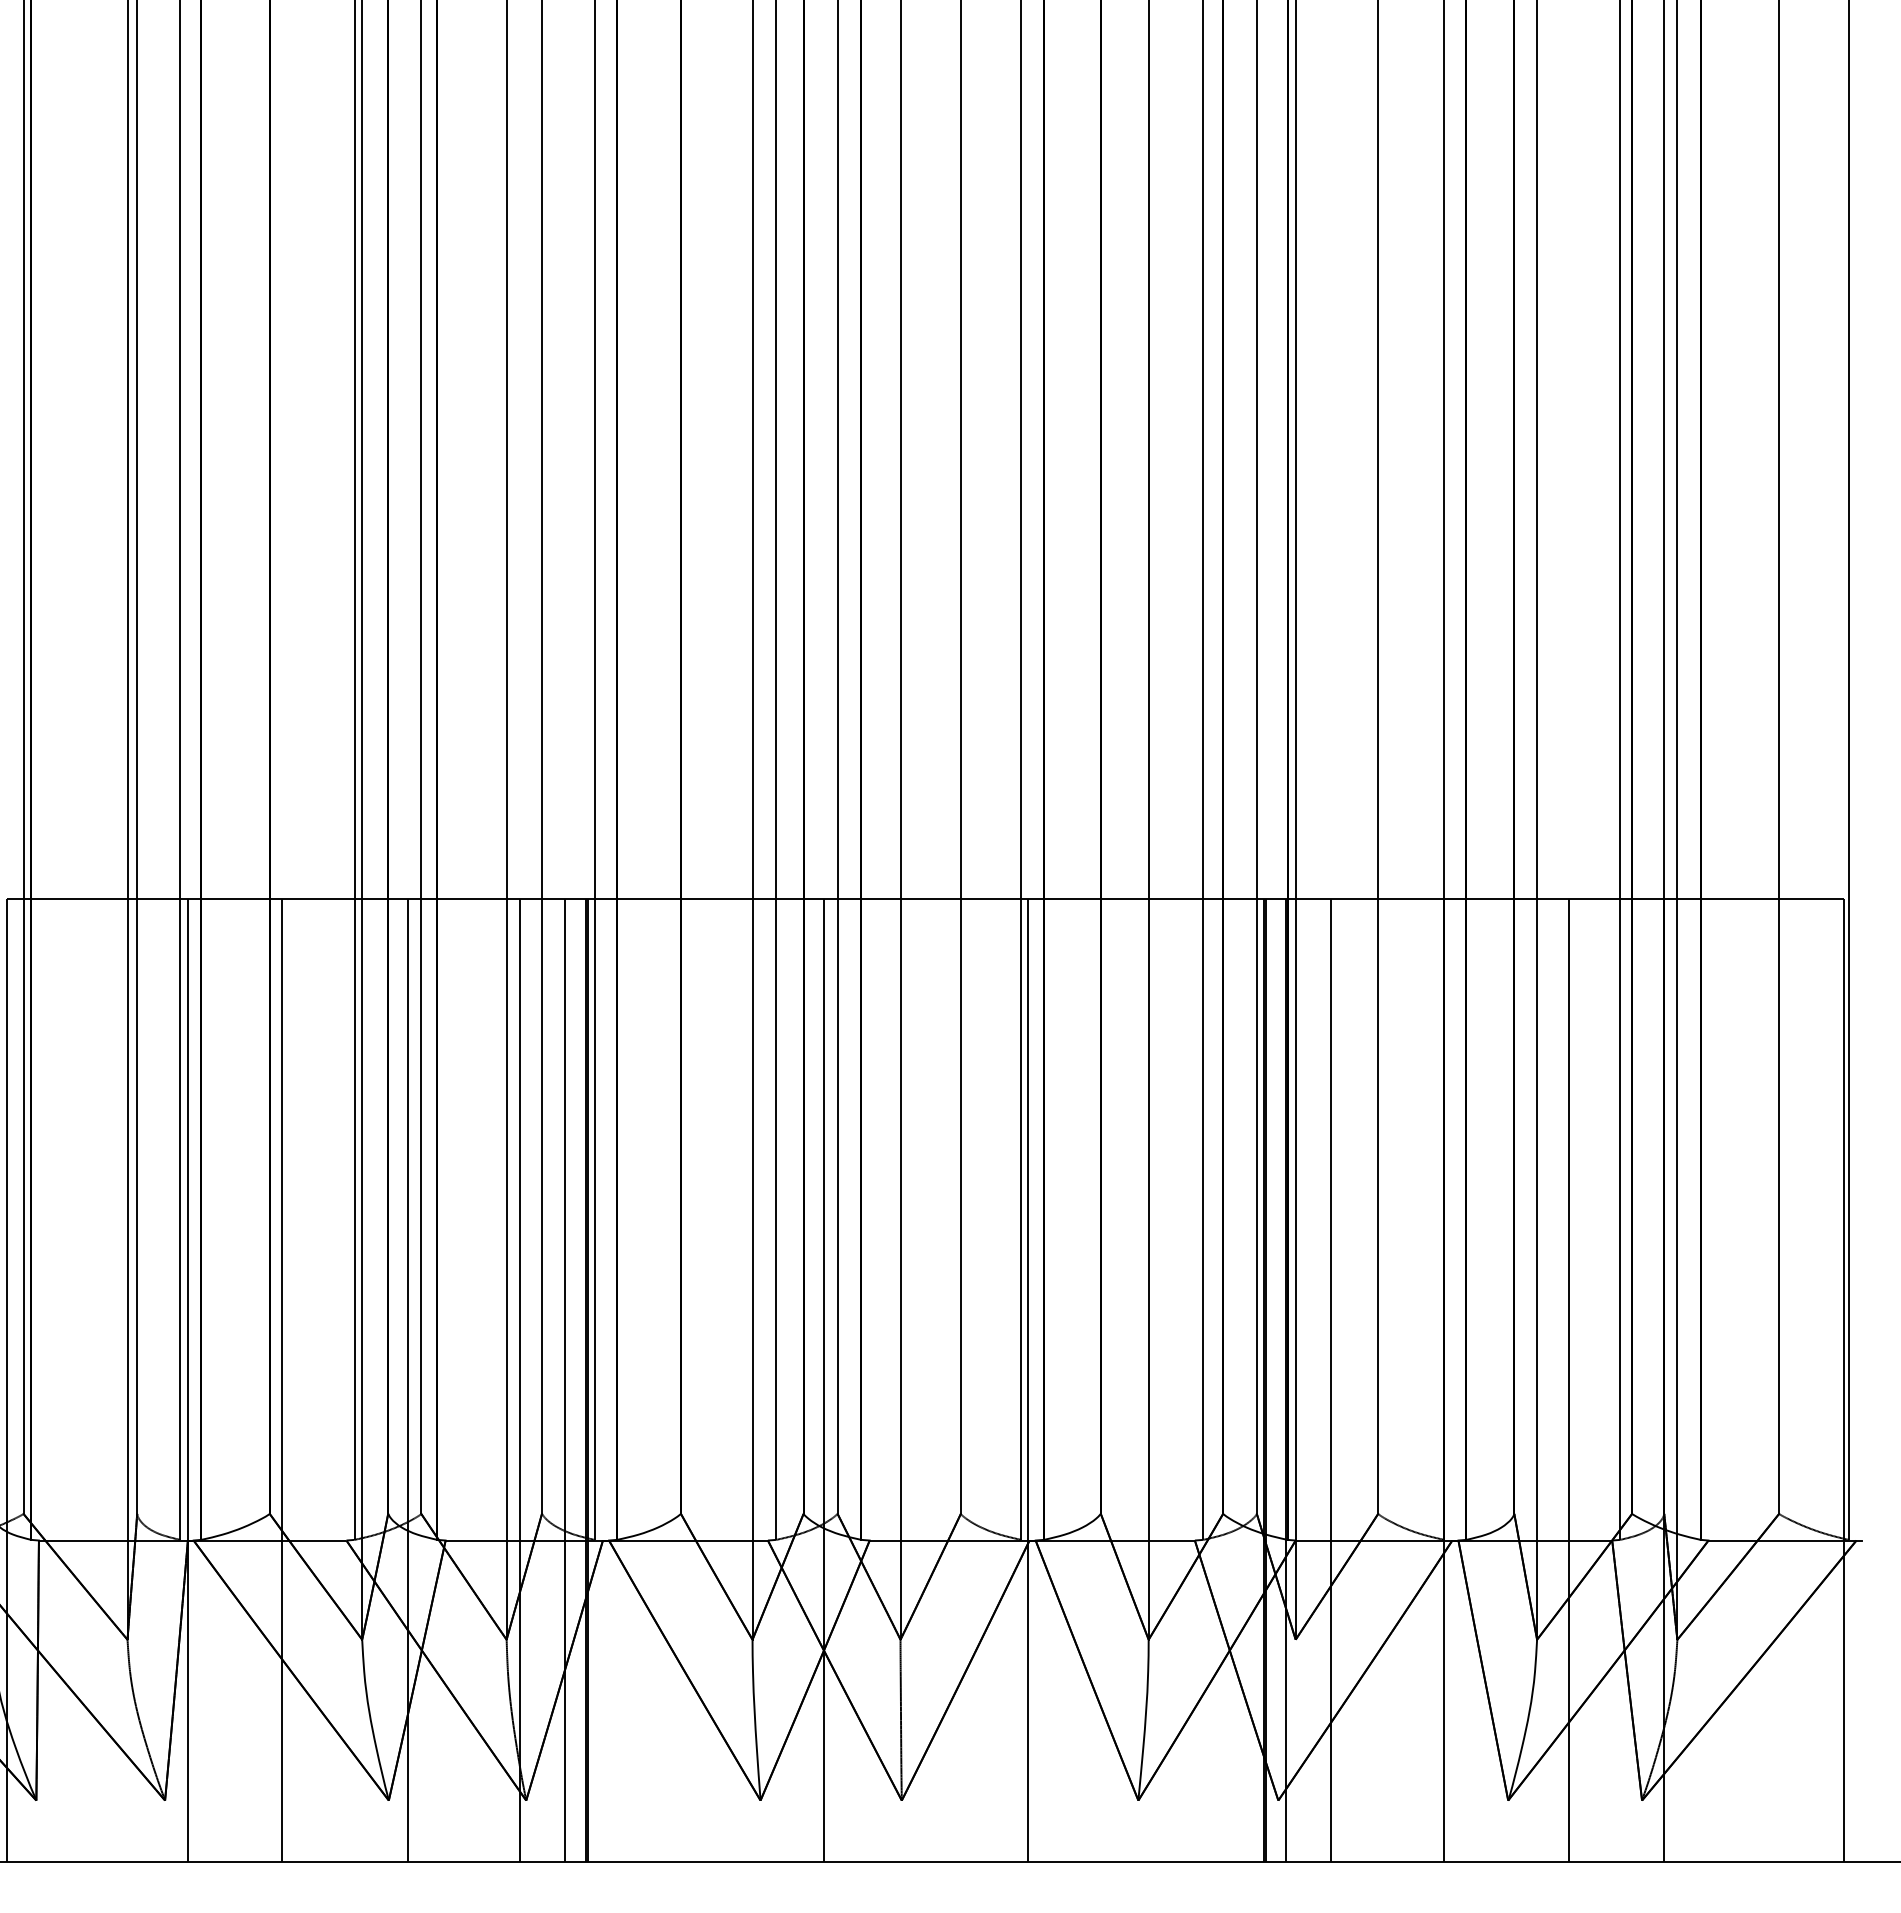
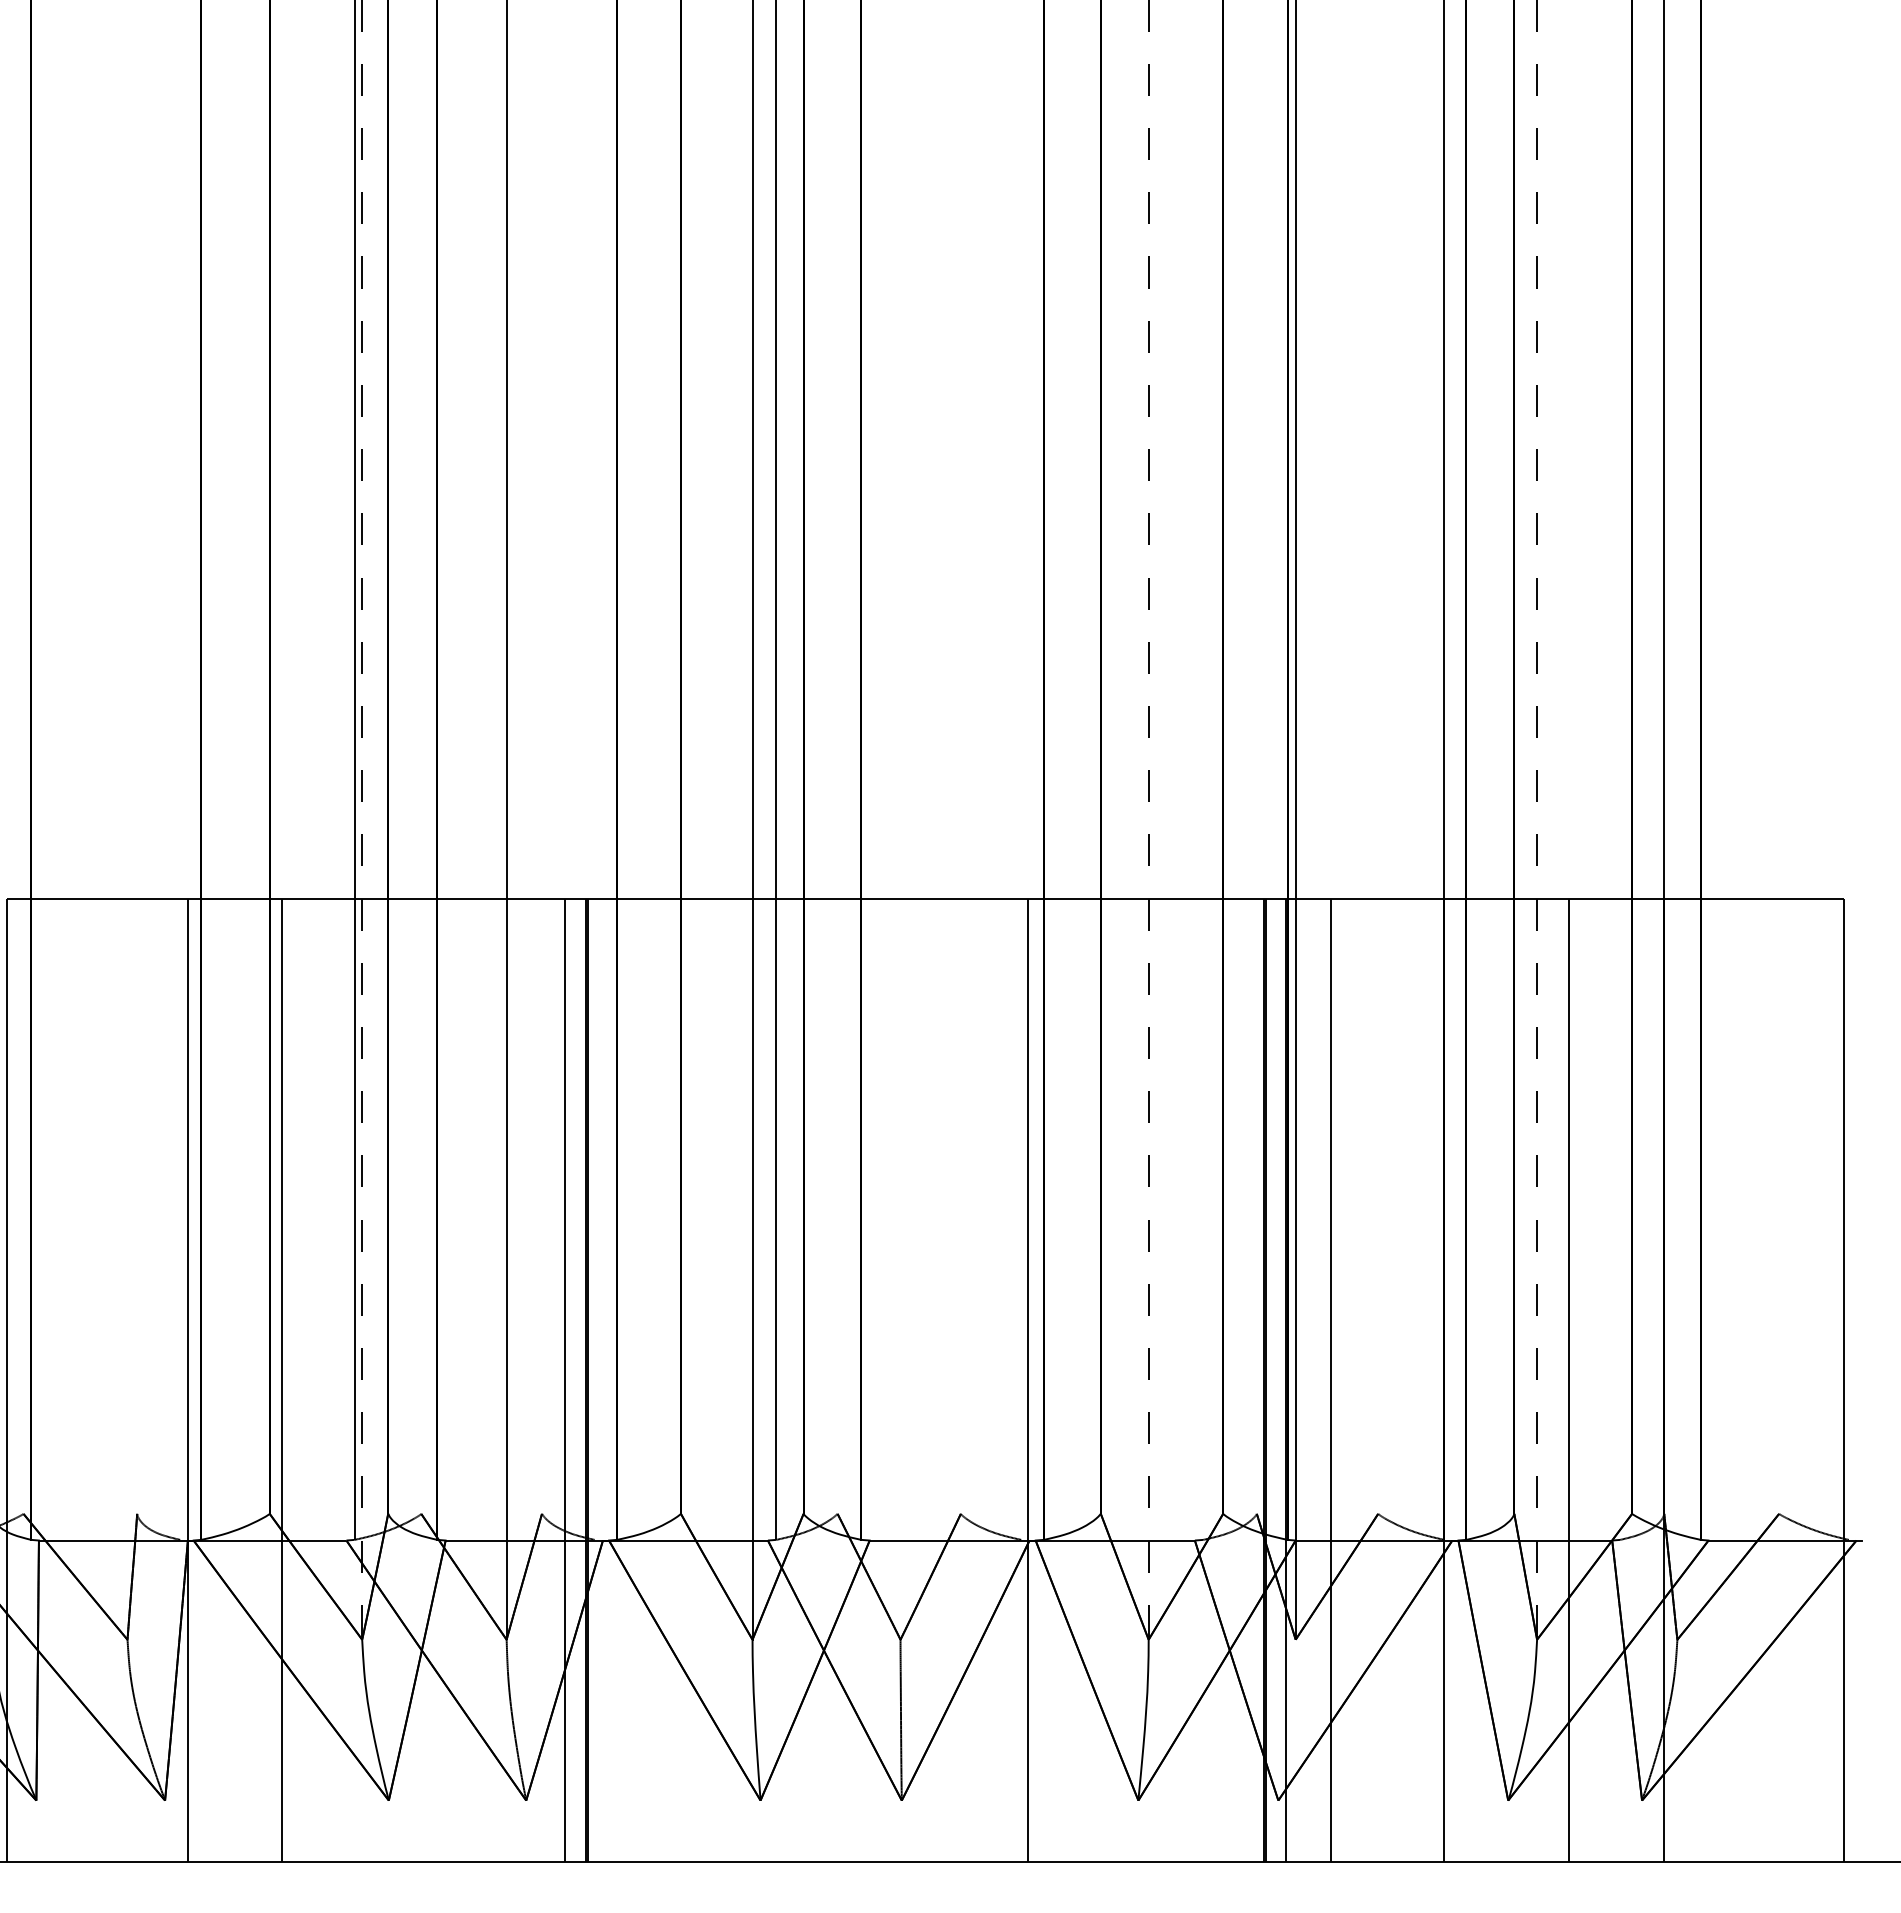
line: present -> none (23, 757)
line: present -> none (137, 757)
line: present -> none (421, 757)
line: present -> none (541, 757)
line: present -> none (837, 757)
line: present -> none (960, 757)
line: present -> none (1256, 757)
line: present -> none (1378, 757)
line: present -> none (1779, 757)
line: present -> none (180, 770)
line: present -> none (594, 770)
line: present -> none (1021, 770)
line: present -> none (1203, 770)
line: present -> none (1620, 770)
line: present -> none (1848, 770)
line: solid -> dashed (362, 819)
line: solid -> dashed (1148, 819)
line: solid -> dashed (1537, 819)
line: present -> none (127, 820)
line: present -> none (900, 820)
line: present -> none (1677, 820)
line: present -> none (407, 1379)
line: present -> none (519, 1379)
line: present -> none (823, 1379)
